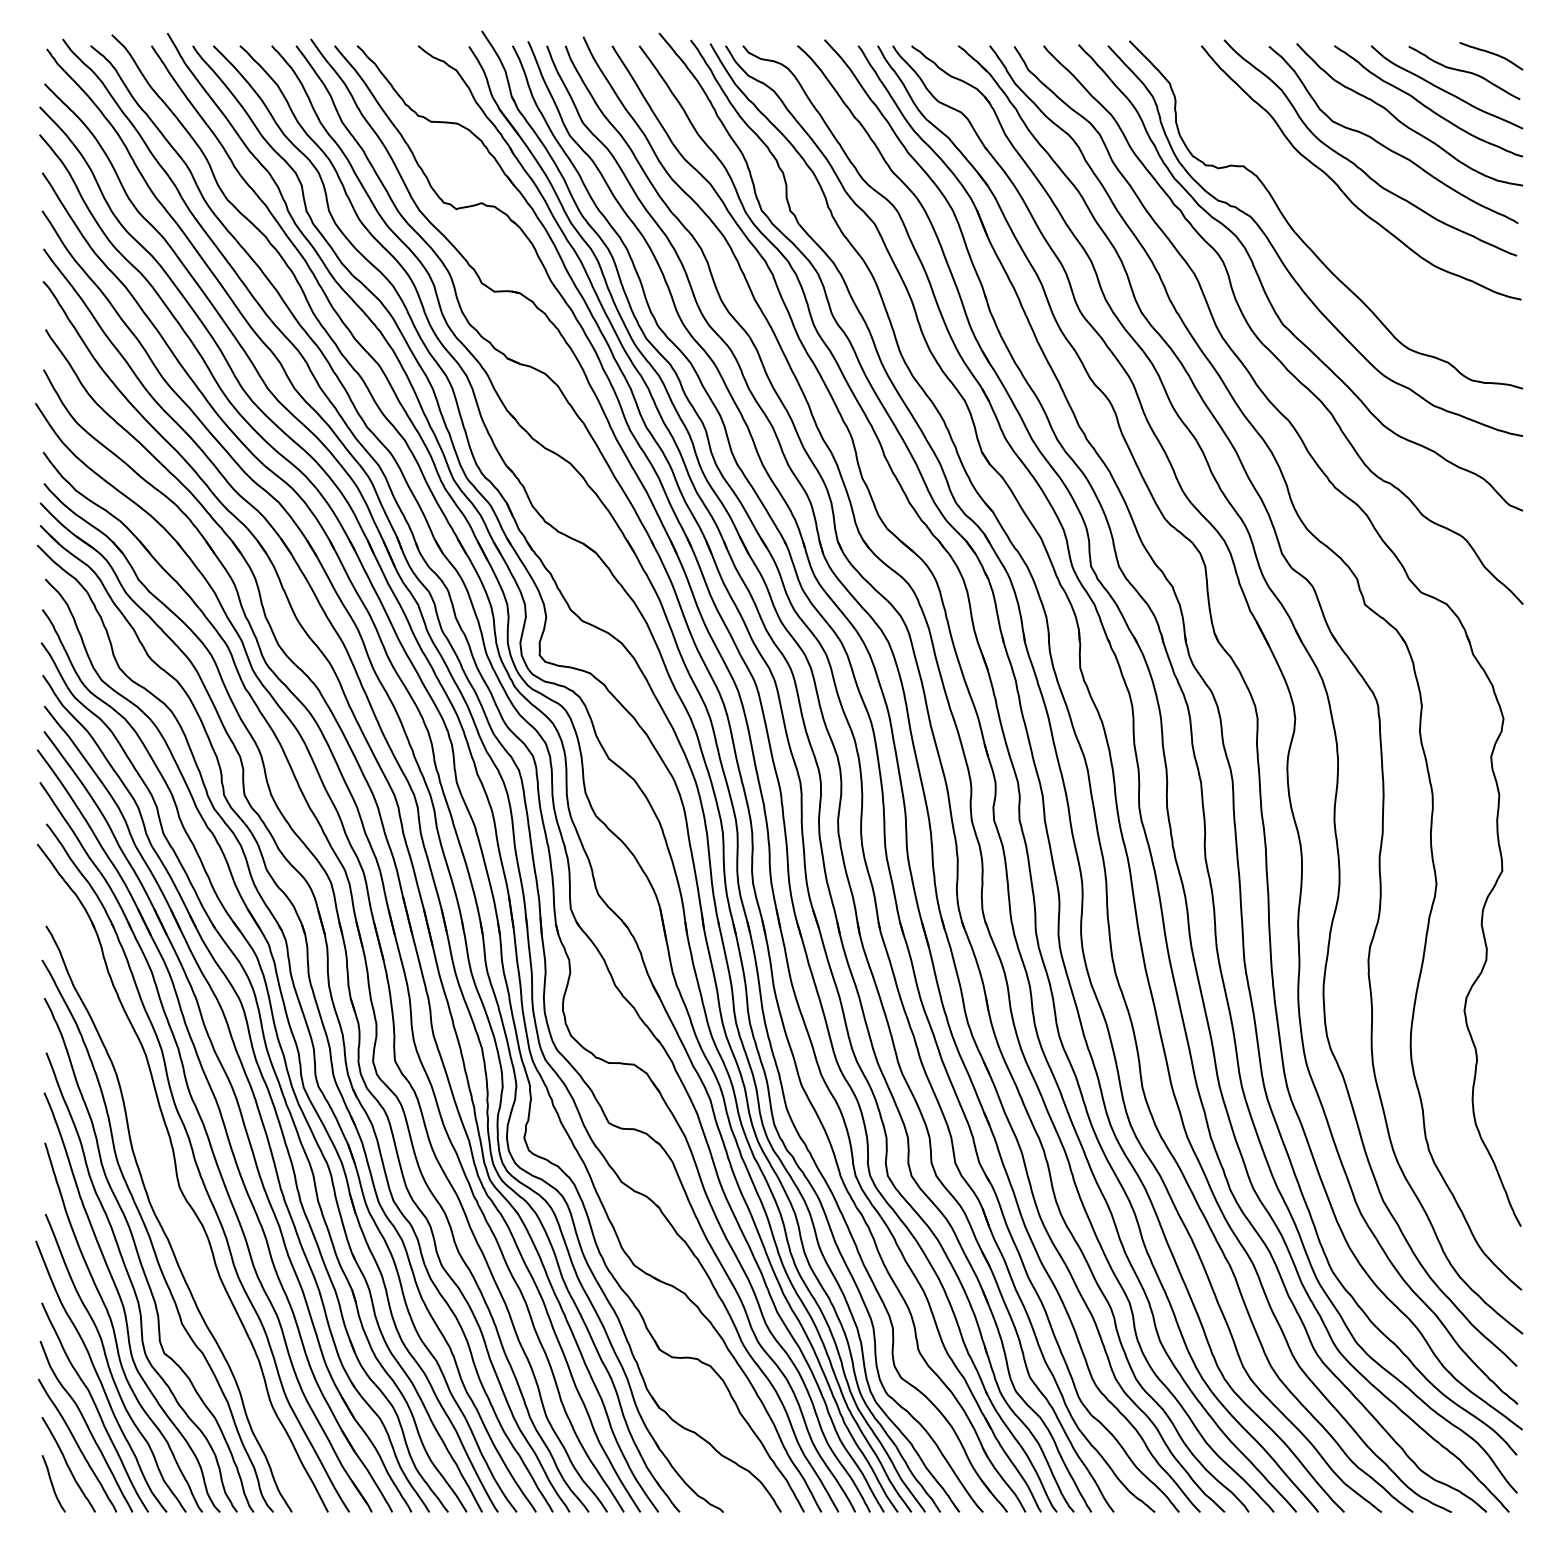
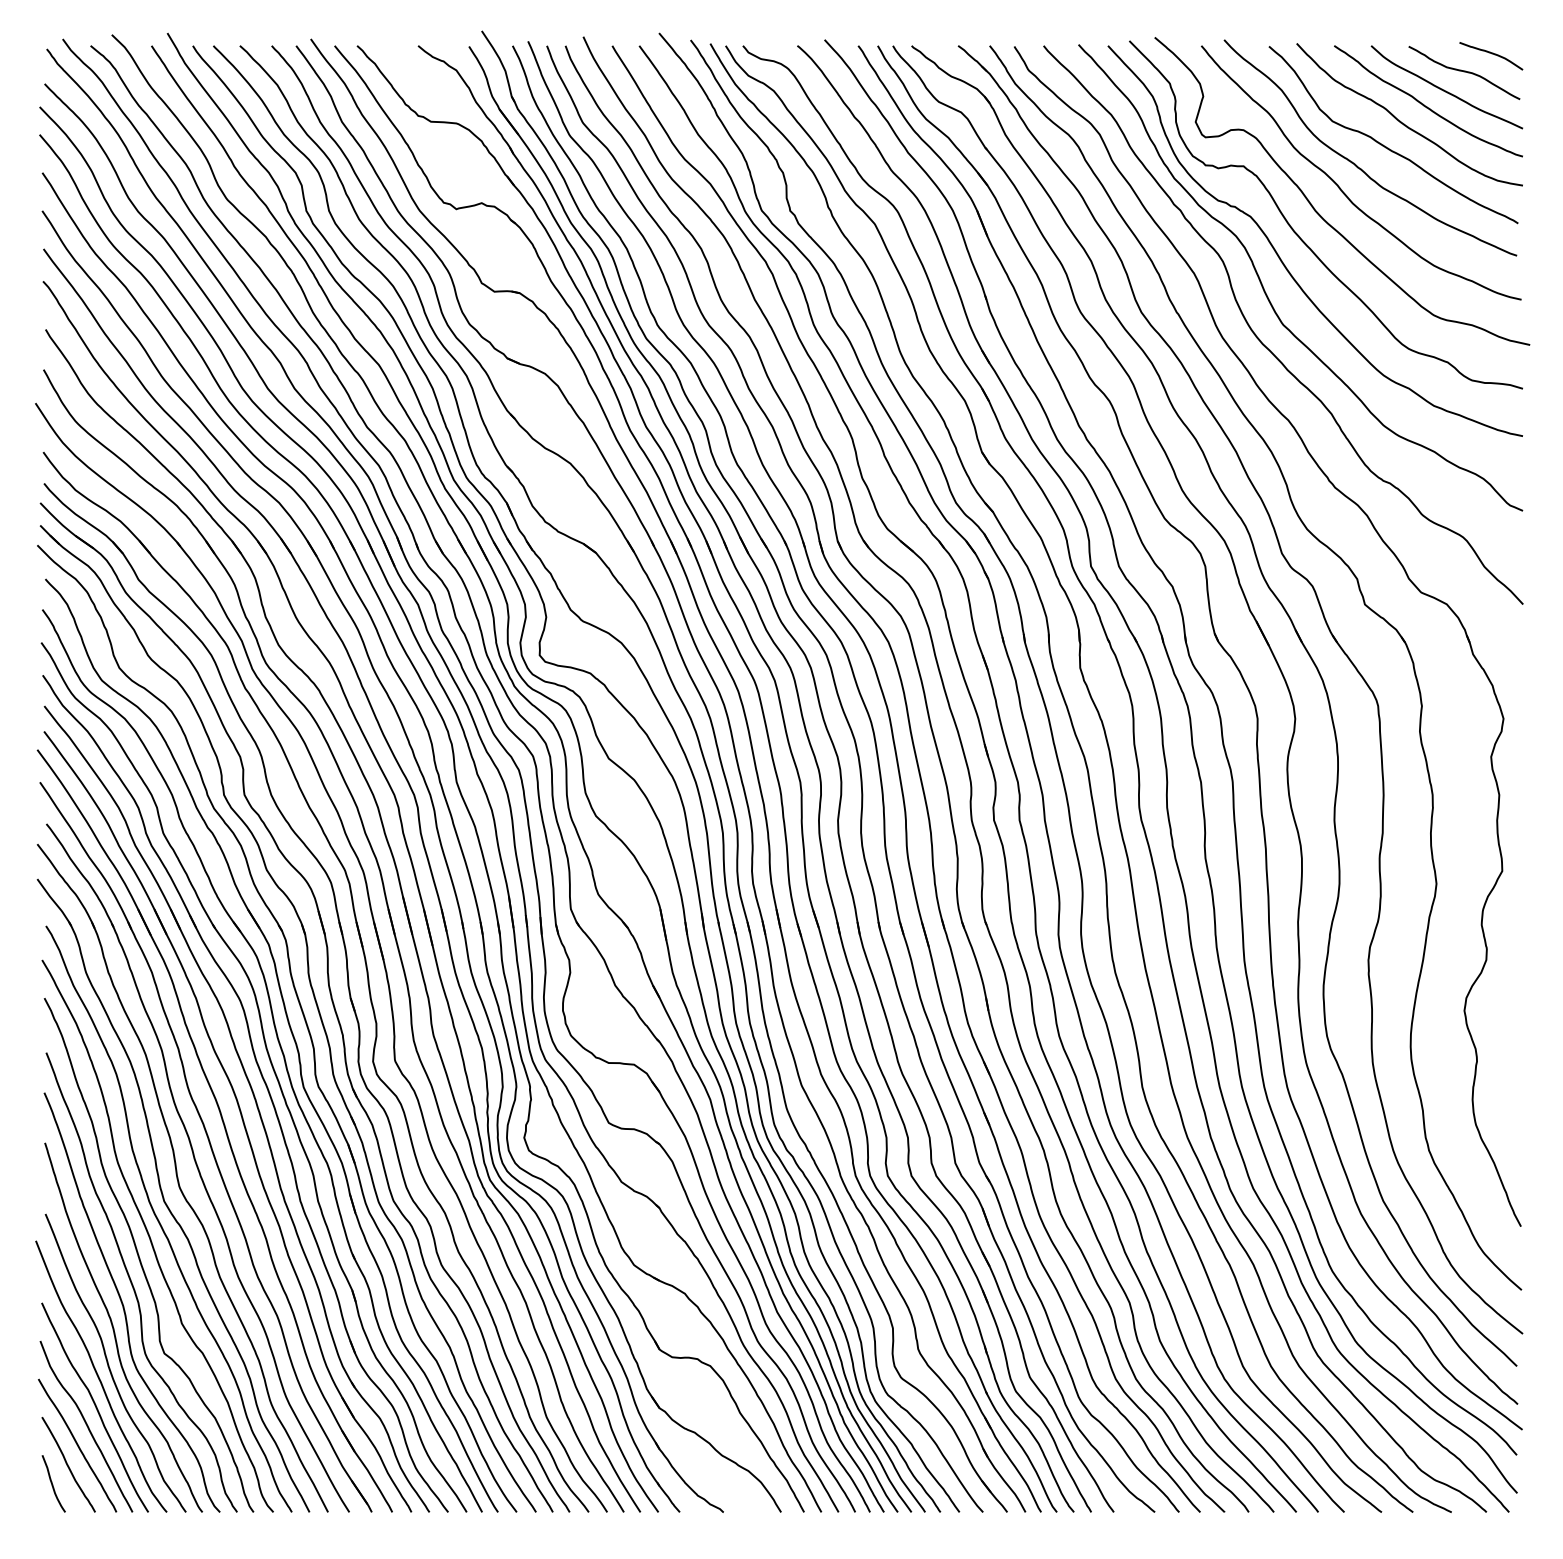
curve: none -> present (1319, 213)
part: none -> present (164, 1197)
